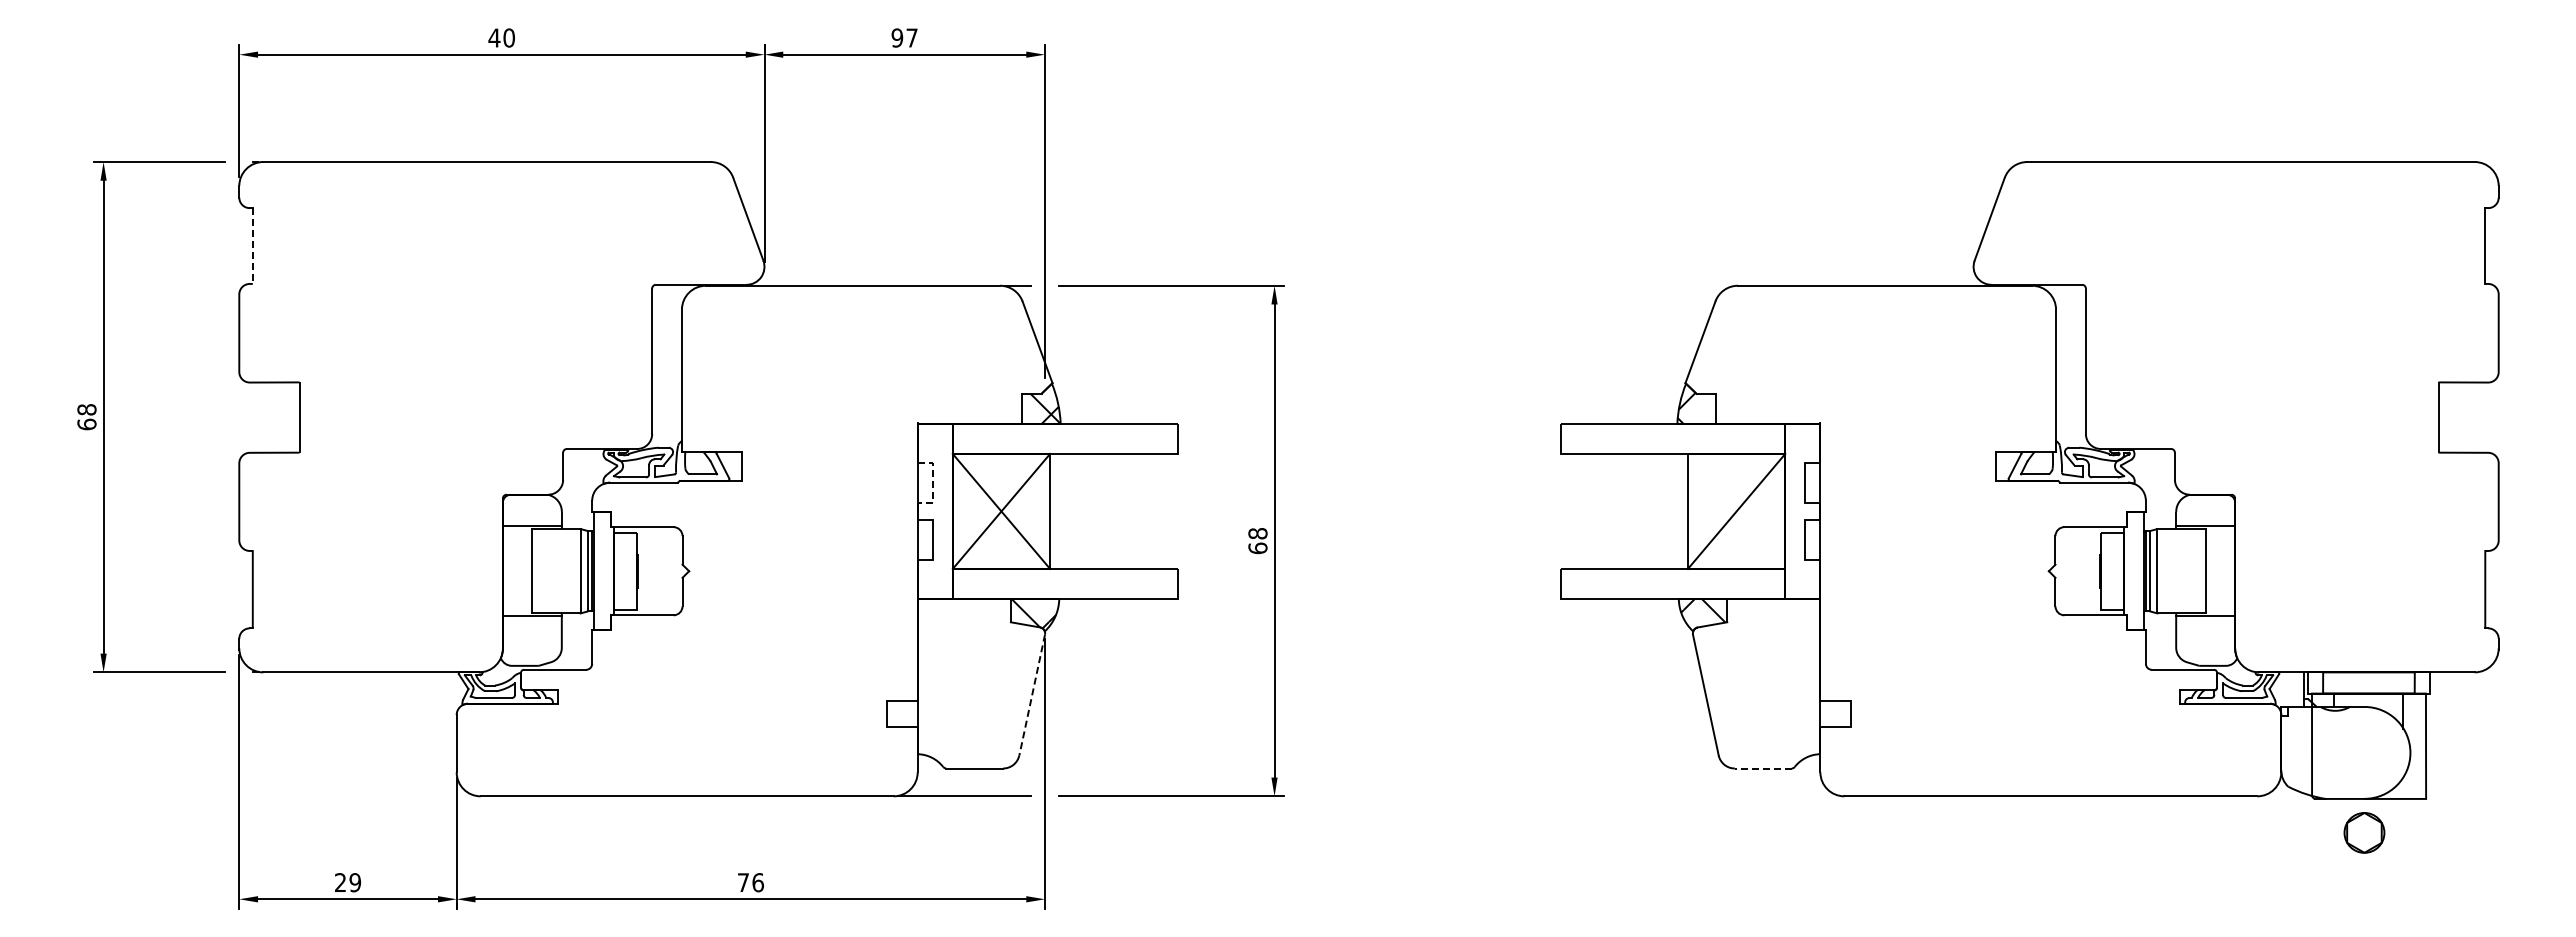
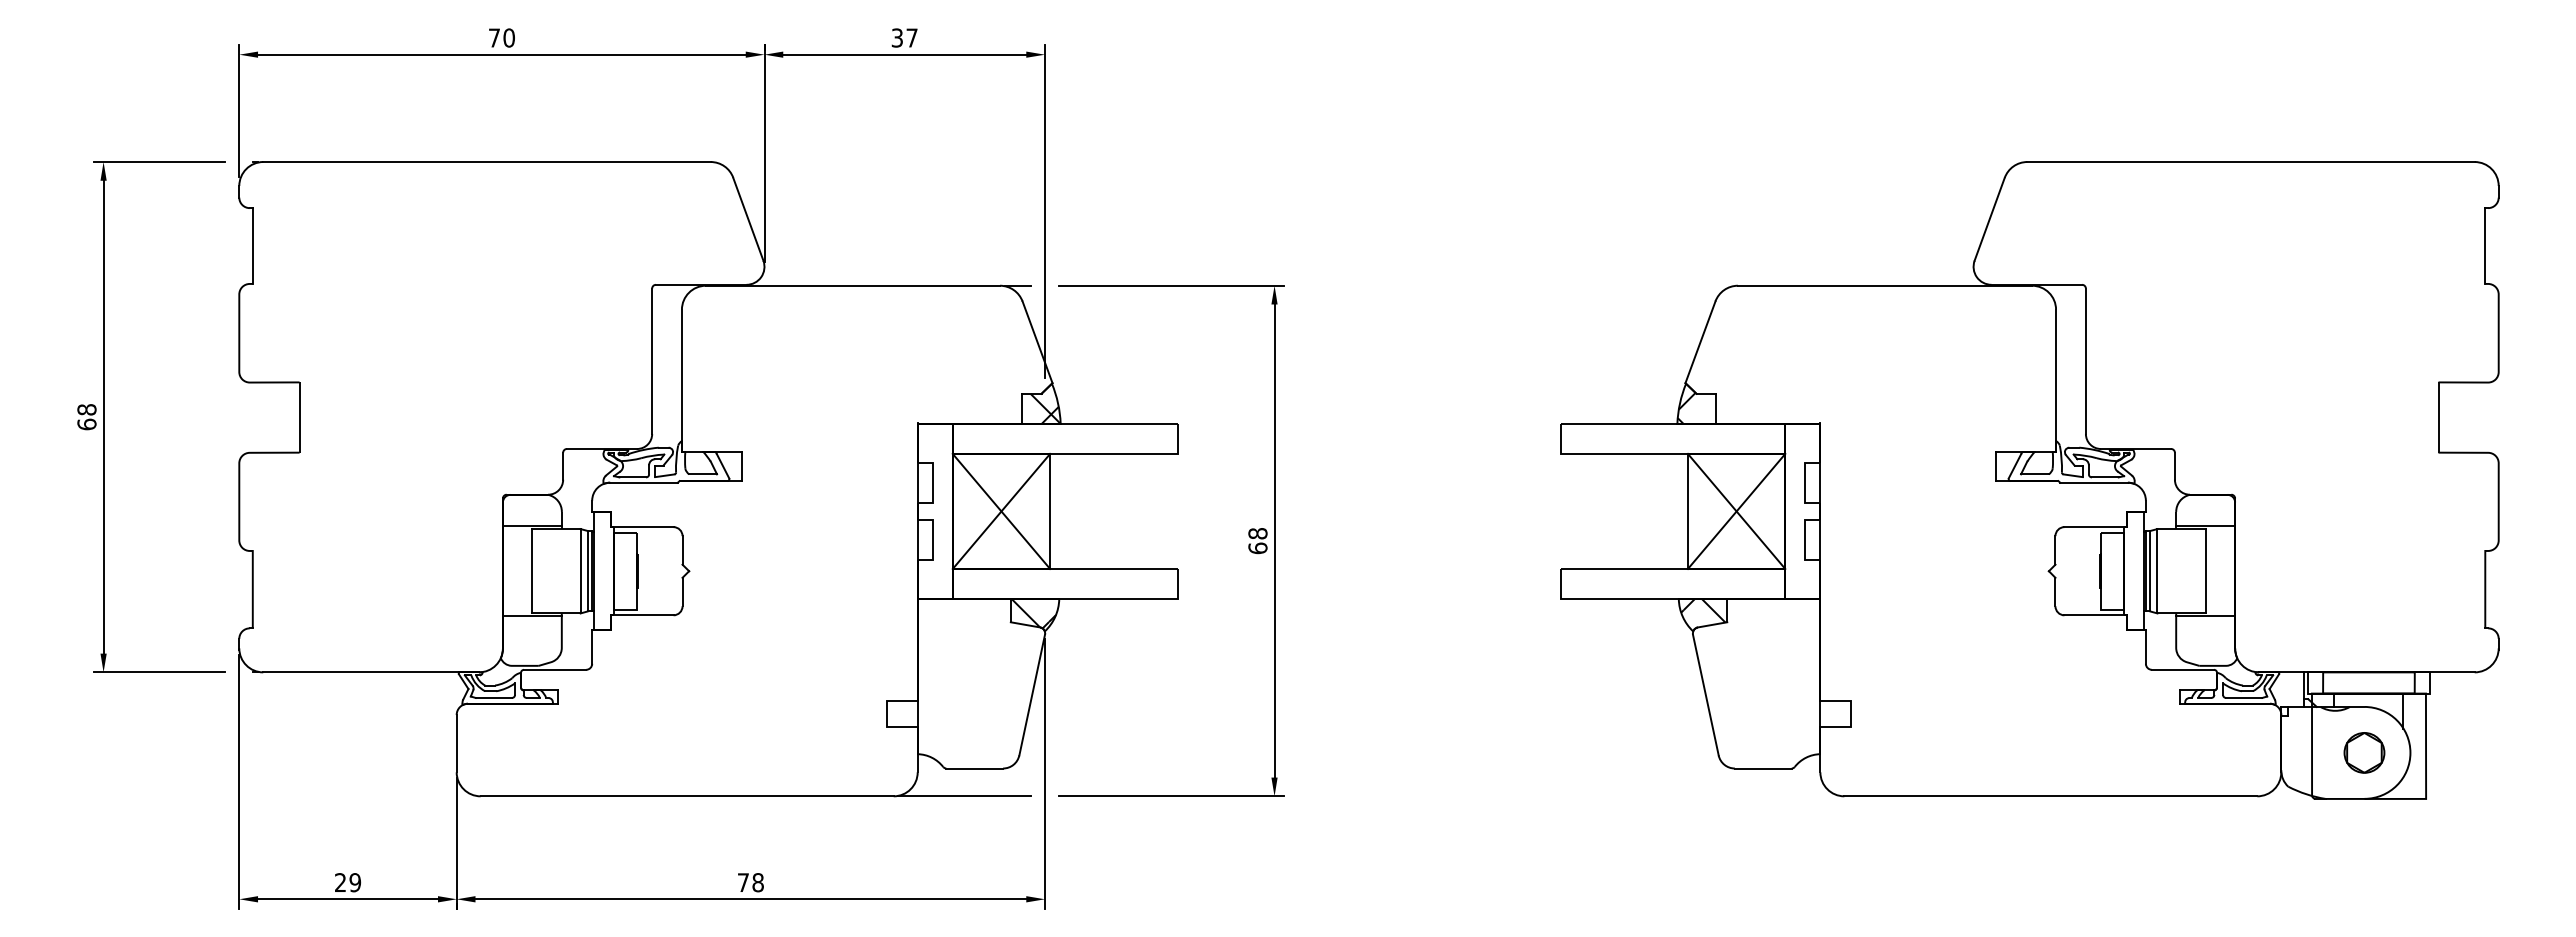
text: 40 -> 70 (494, 37)
text: 97 -> 37 (897, 37)
line: dashed -> solid (252, 246)
line: dashed -> solid (932, 483)
line: none -> present (1736, 510)
line: dashed -> solid (1032, 695)
line: dashed -> solid (1762, 768)
part position: (2364, 832) -> (2364, 752) (2364, 752)
text: 76 -> 78 (758, 882)
